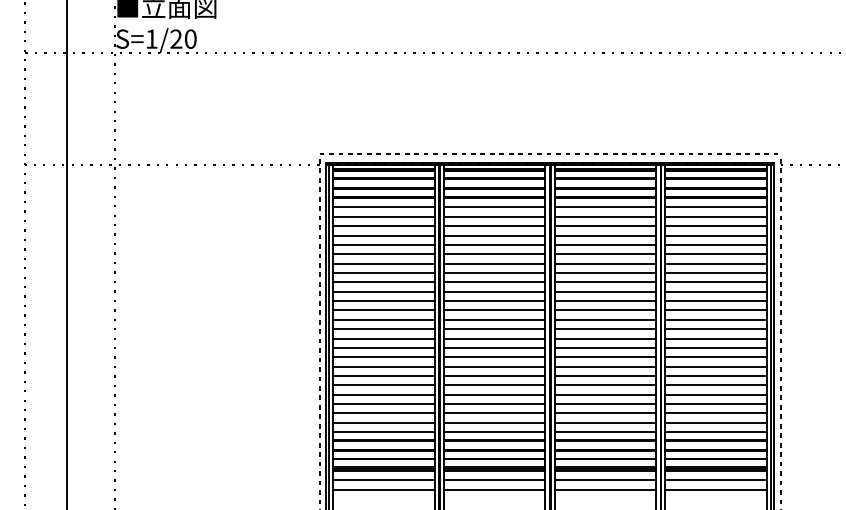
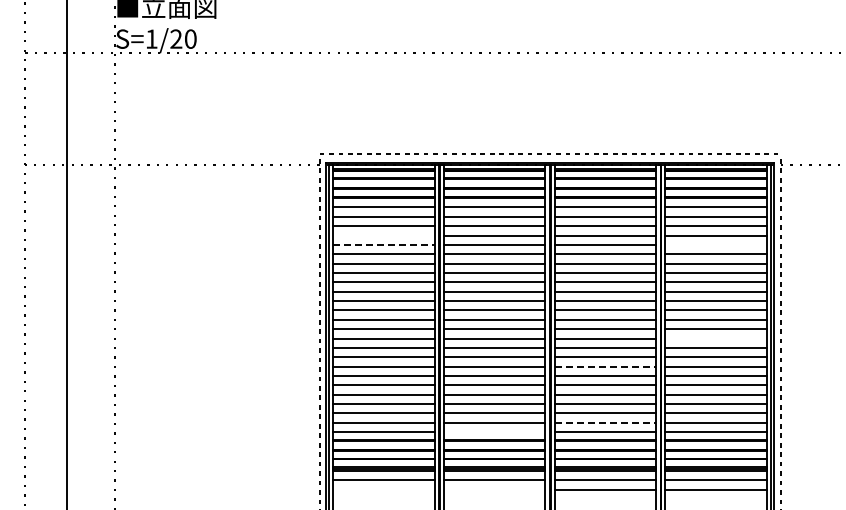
line: present -> none (384, 235)
line: solid -> dashed (384, 244)
line: present -> none (715, 244)
line: present -> none (715, 338)
line: solid -> dashed (605, 366)
line: solid -> dashed (605, 422)
line: present -> none (494, 432)
line: present -> none (384, 489)
line: present -> none (494, 489)
